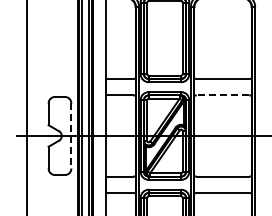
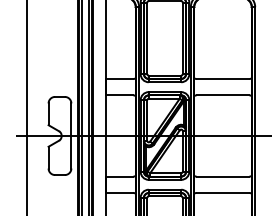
line: dashed -> solid (222, 95)
line: dashed -> solid (71, 135)
